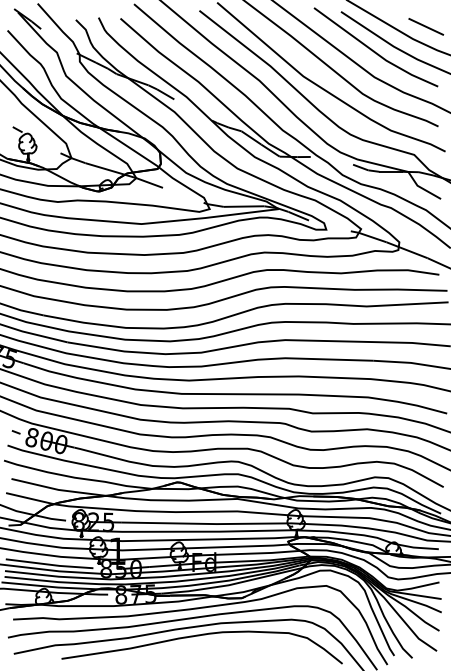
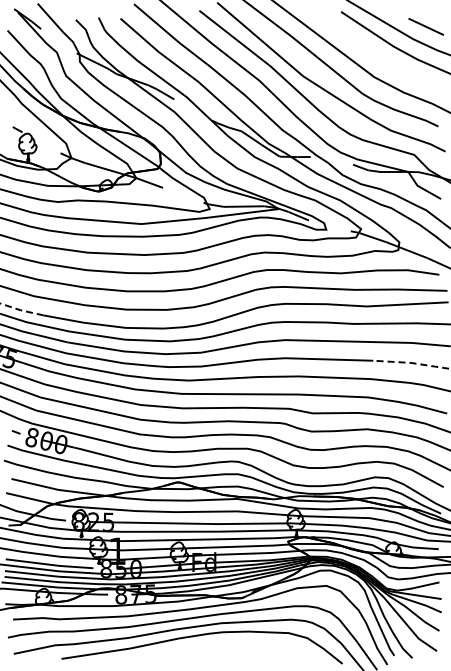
line: present -> none (374, 50)
line: solid -> dashed (20, 310)
line: solid -> dashed (410, 362)
